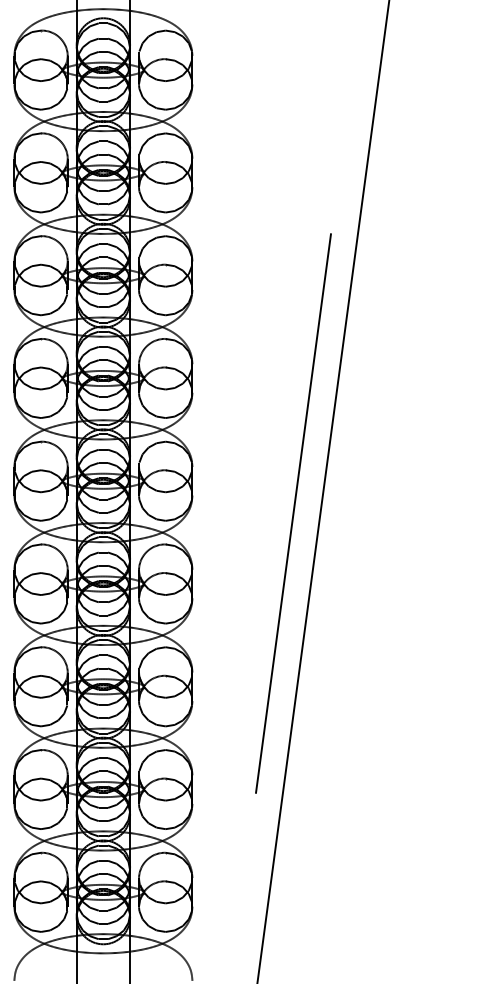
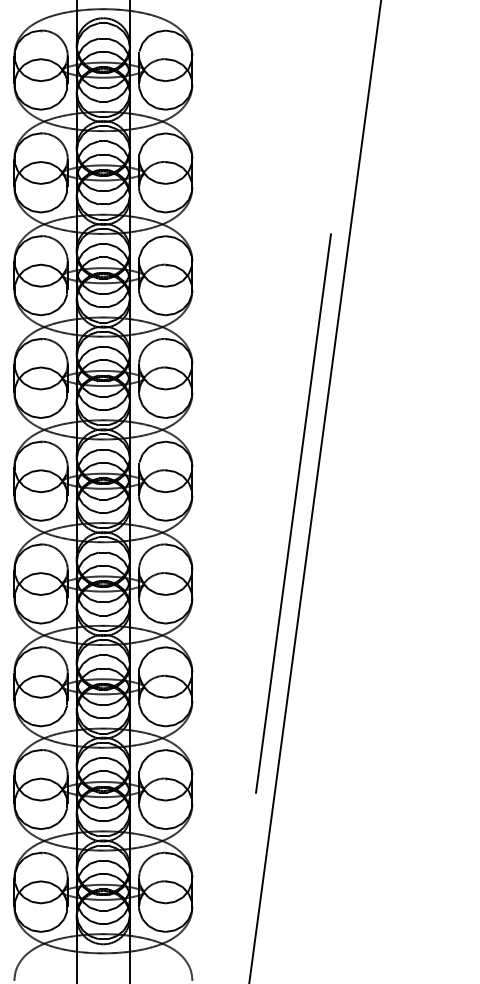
line position: (323, 491) -> (314, 491) (314, 491)
